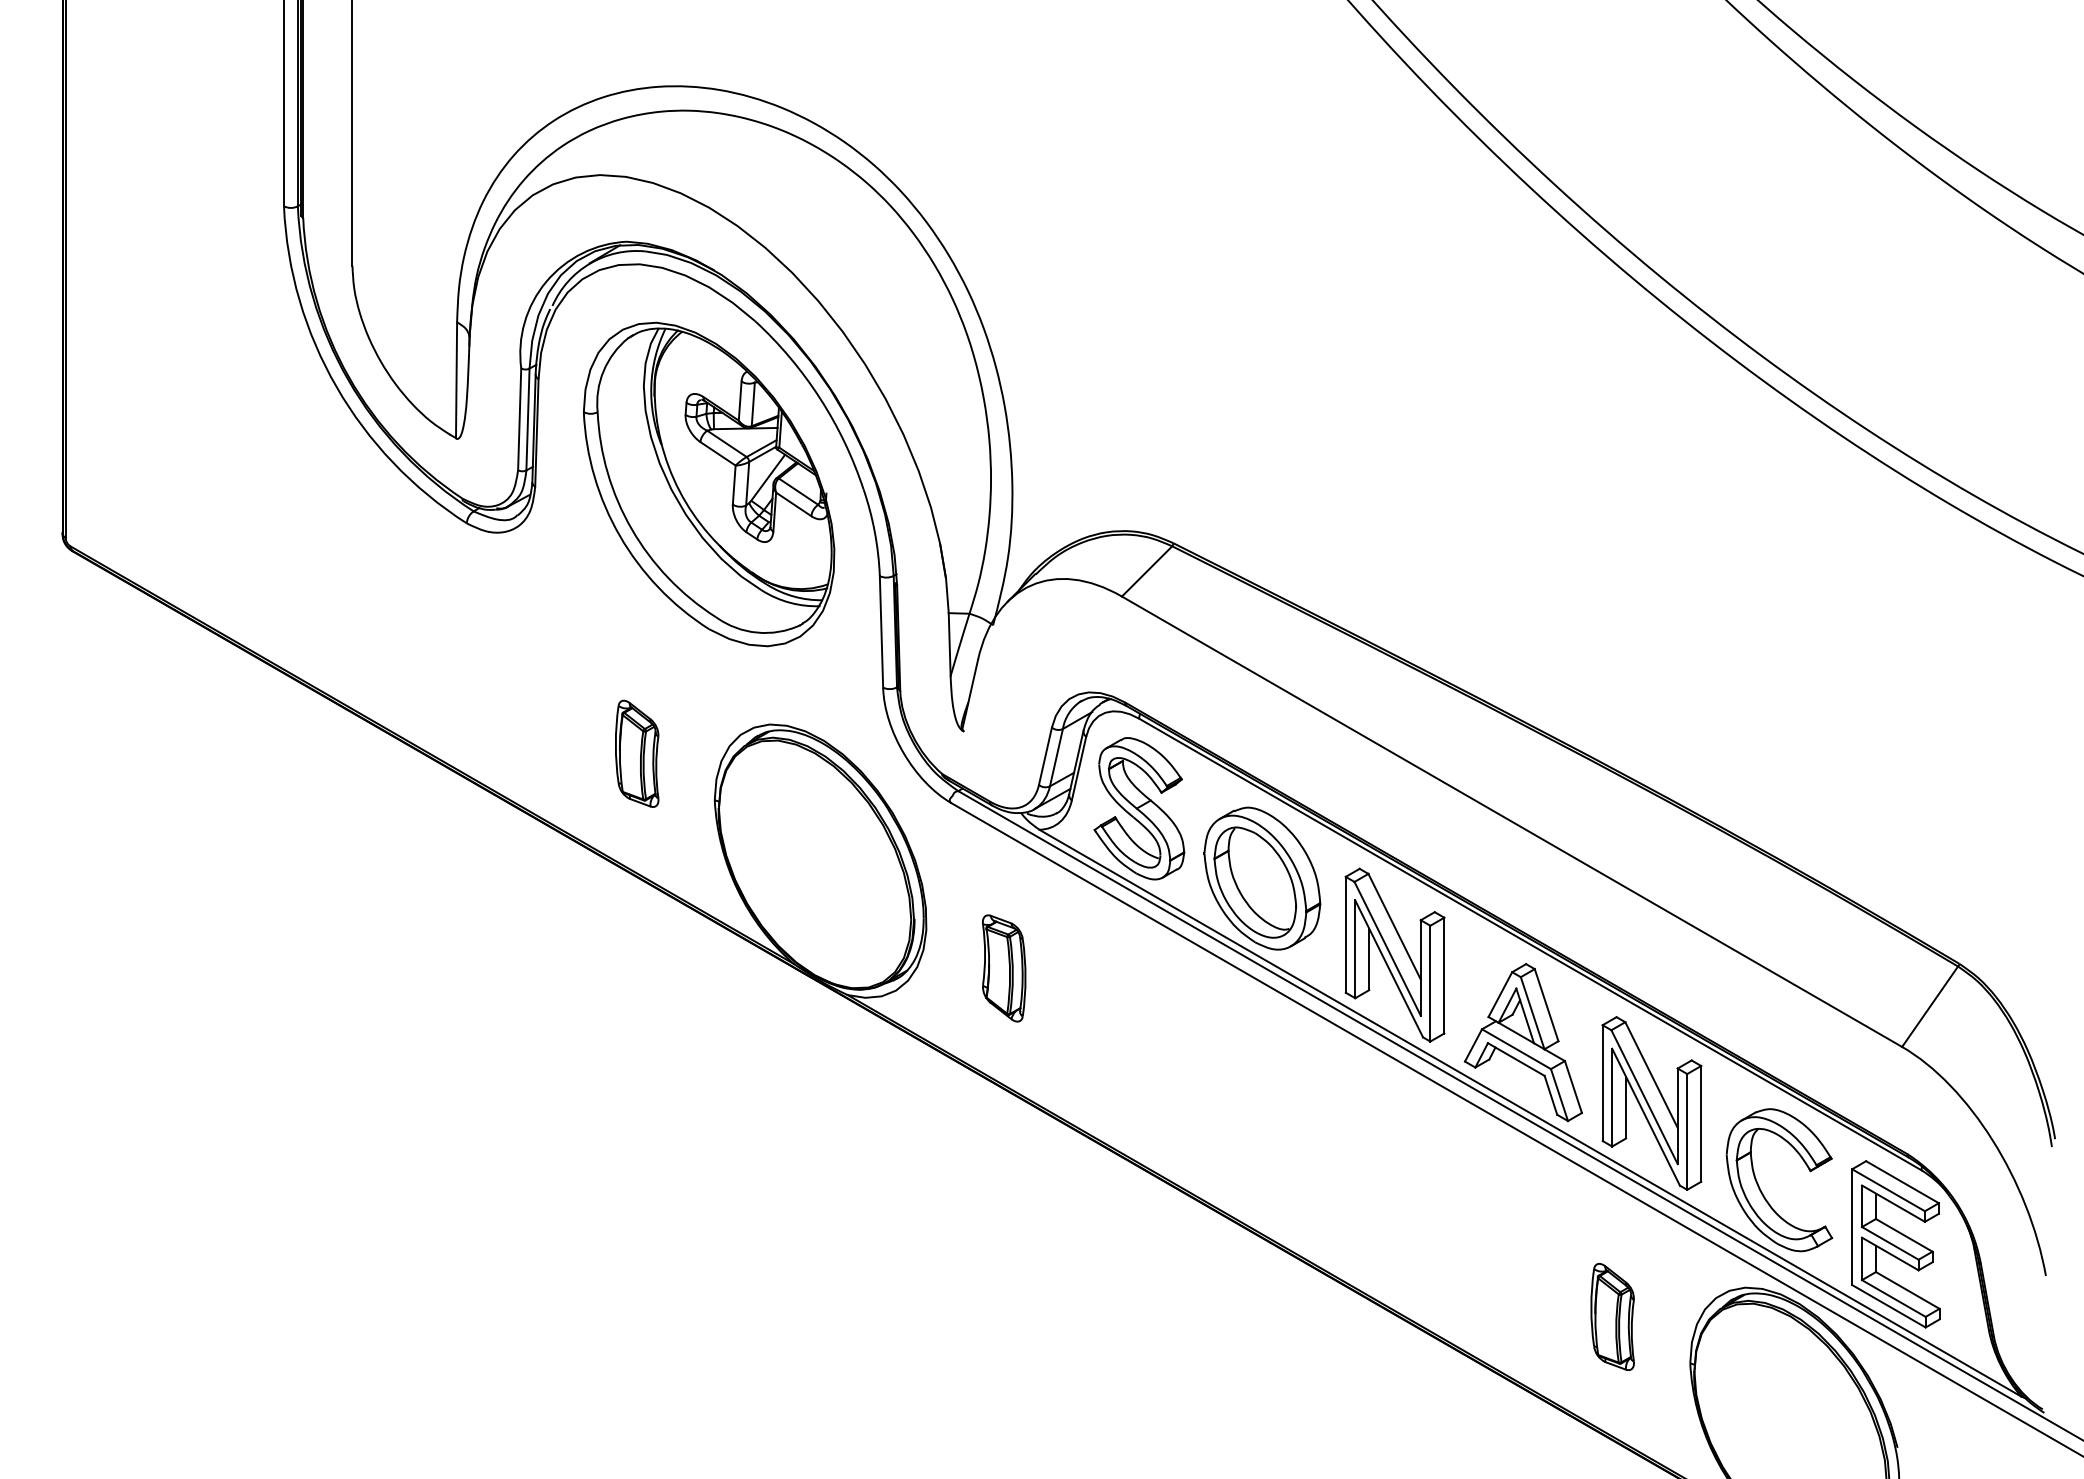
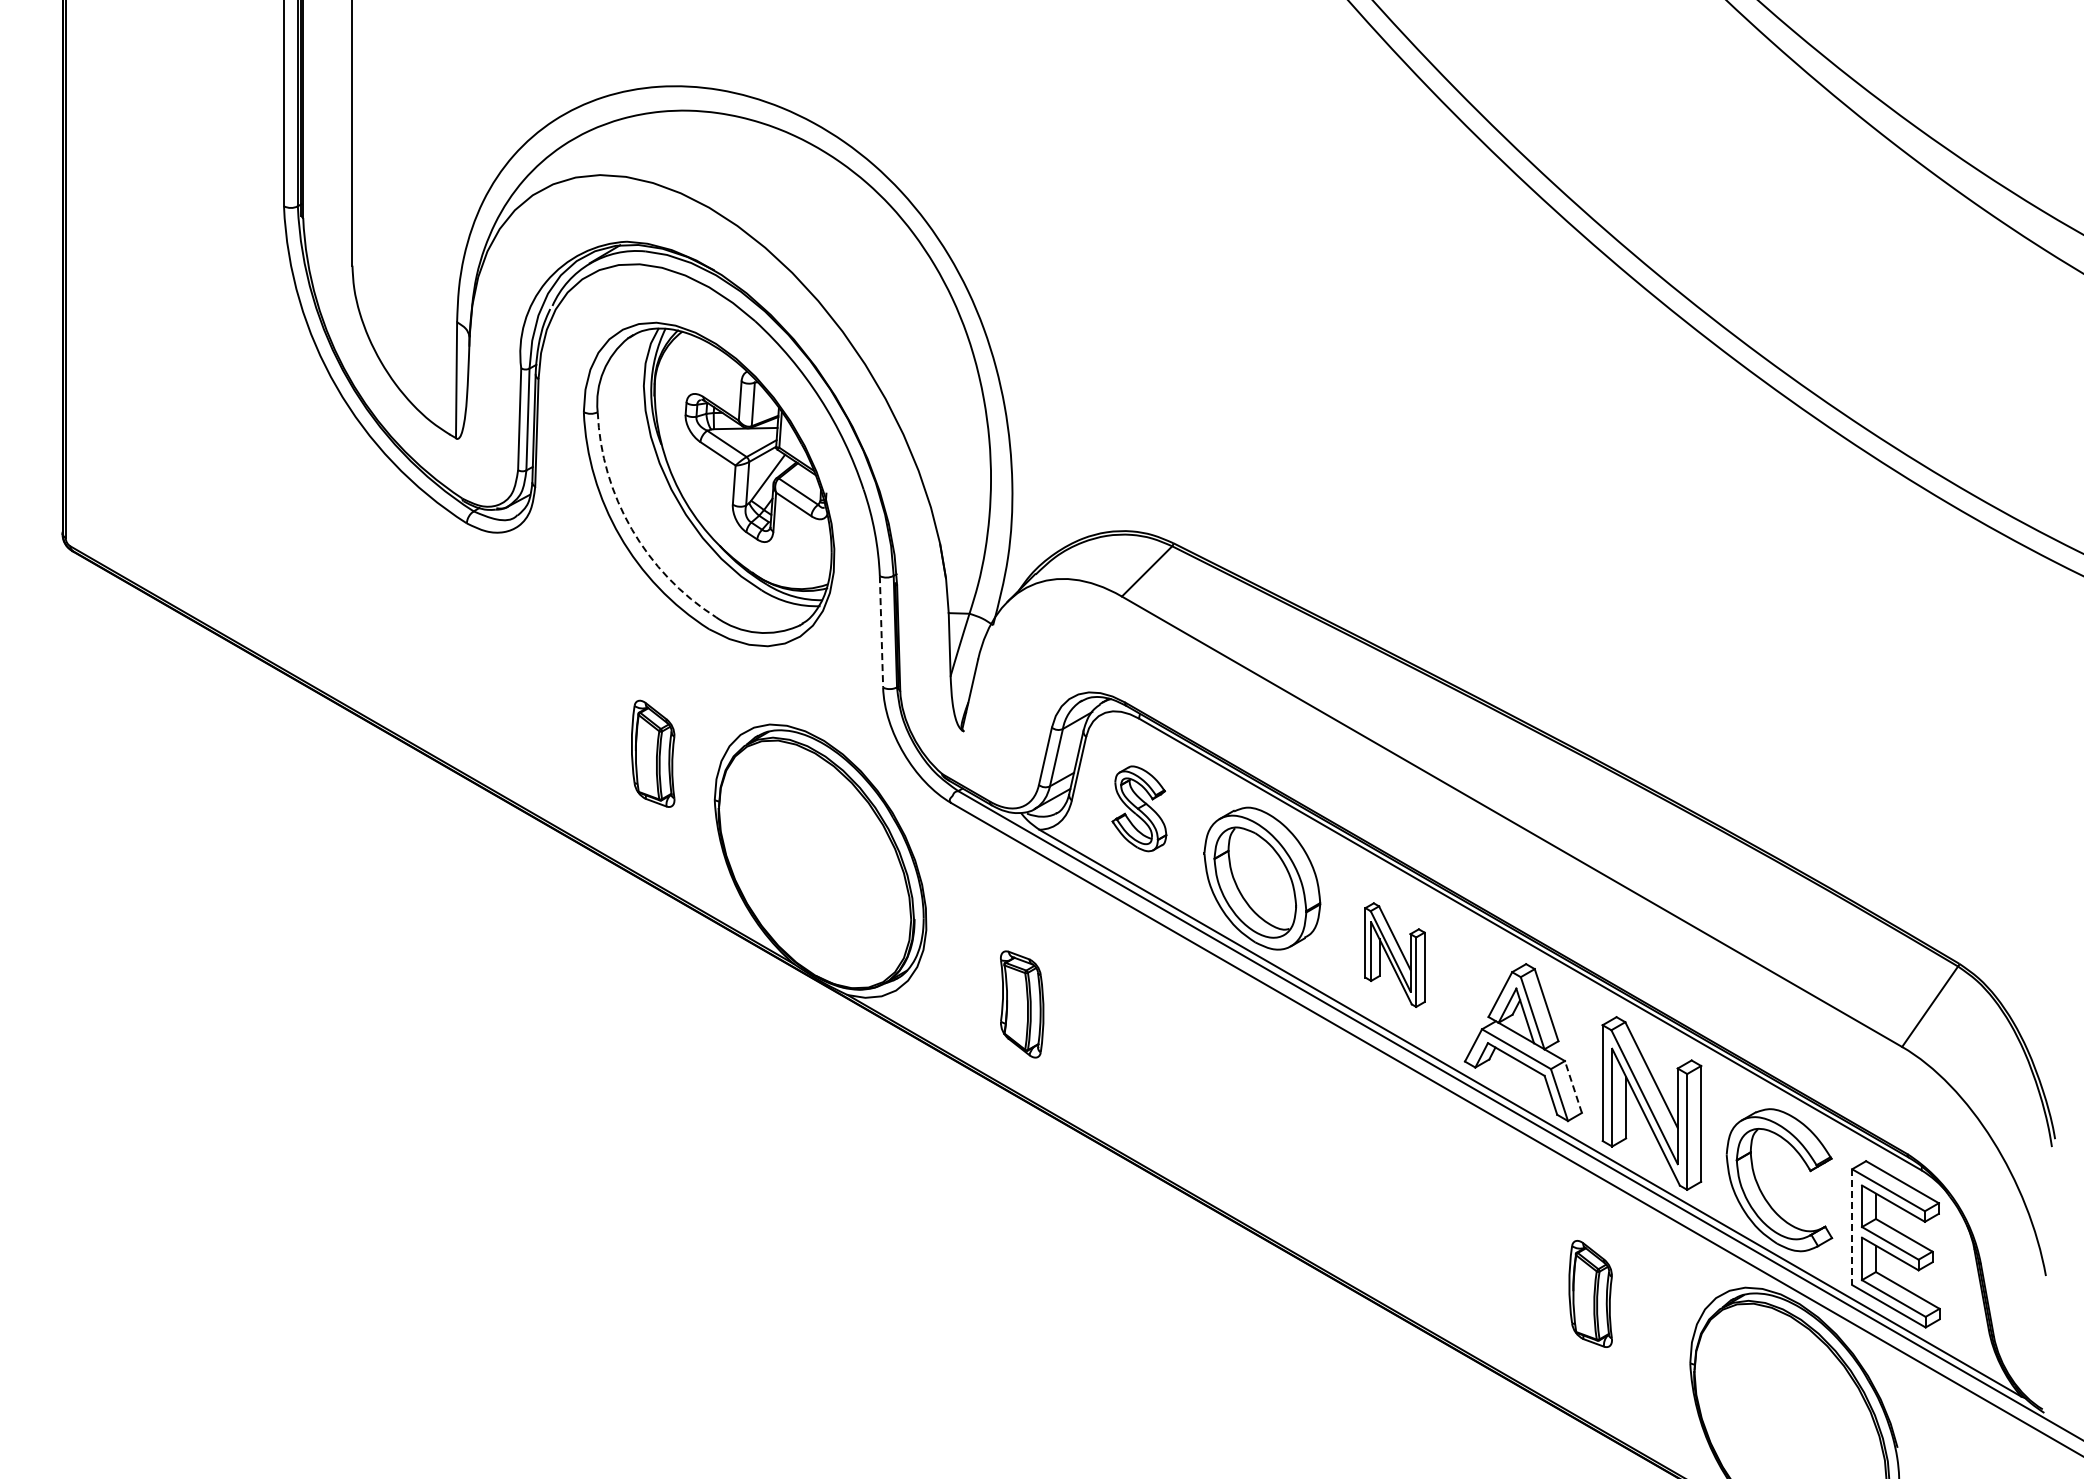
arc: solid -> dashed (631, 529)
line: solid -> dashed (881, 631)
part position: (637, 753) -> (653, 753) (653, 753)
part size: 93x144 px -> 57x88 px (1139, 808)
part size: 102x176 px -> 62x106 px (1394, 954)
part position: (1004, 968) -> (1022, 1004) (1022, 1004)
line: solid -> dashed (1573, 1086)
line: solid -> dashed (1852, 1227)
part position: (1612, 1316) -> (1590, 1293) (1590, 1293)
